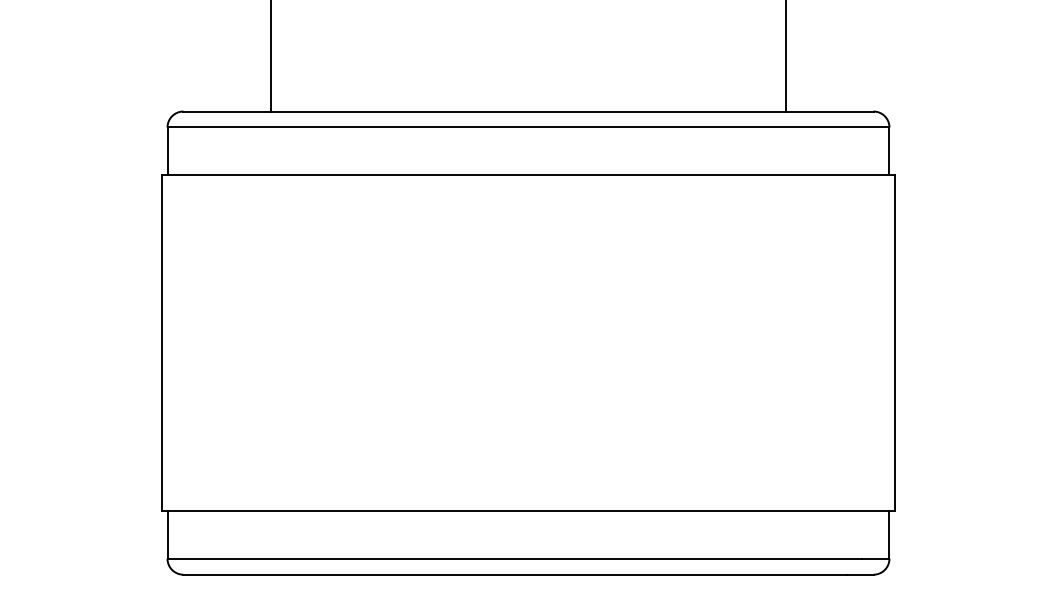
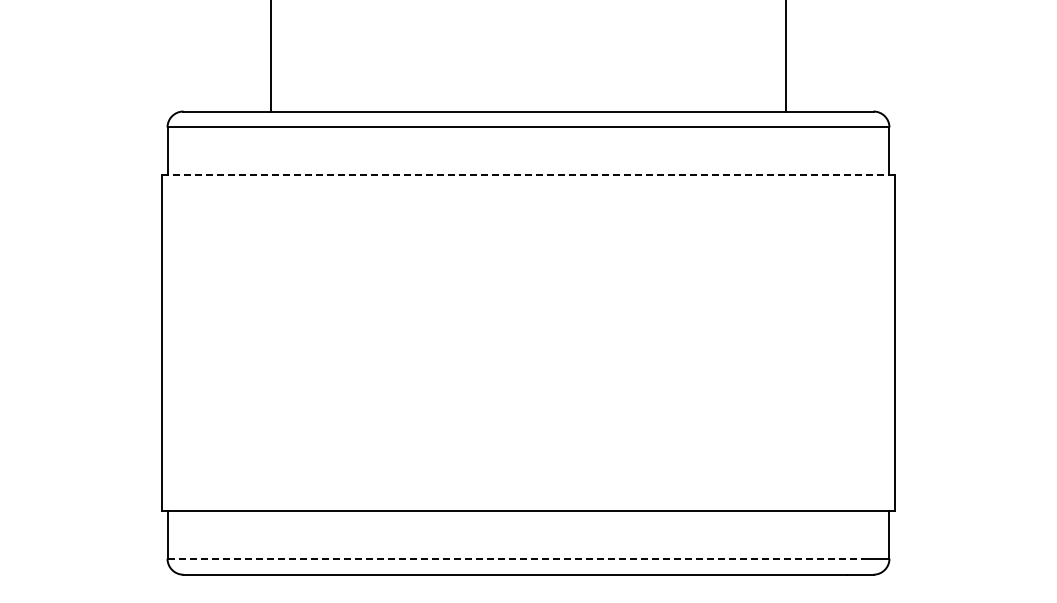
line: solid -> dashed (528, 175)
line: solid -> dashed (515, 558)
